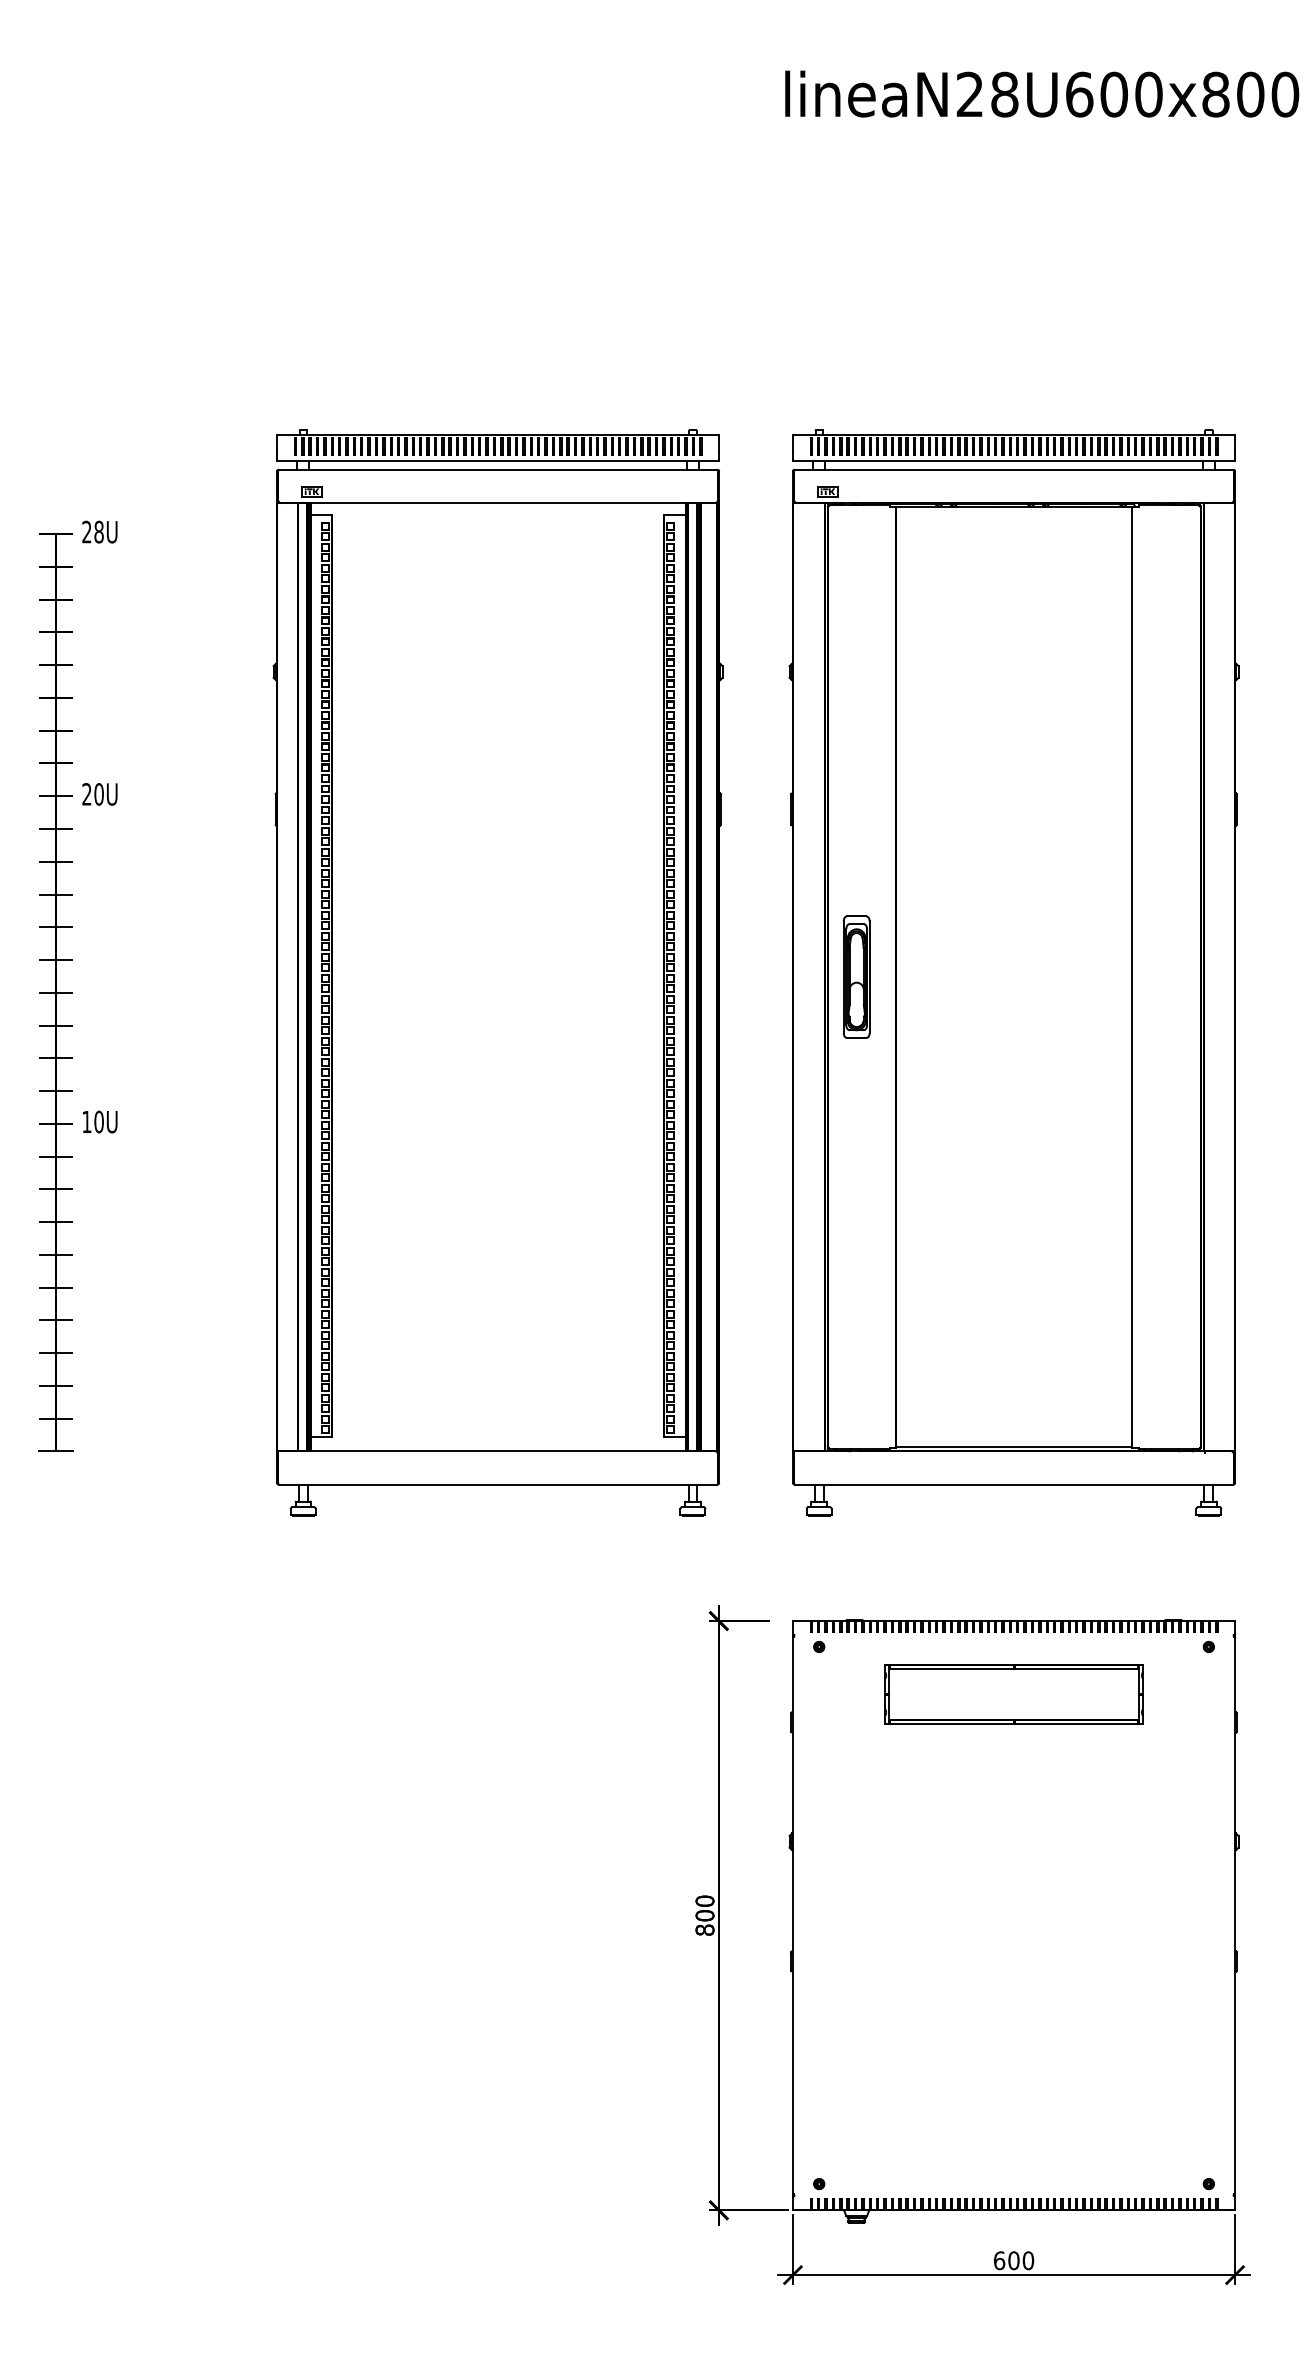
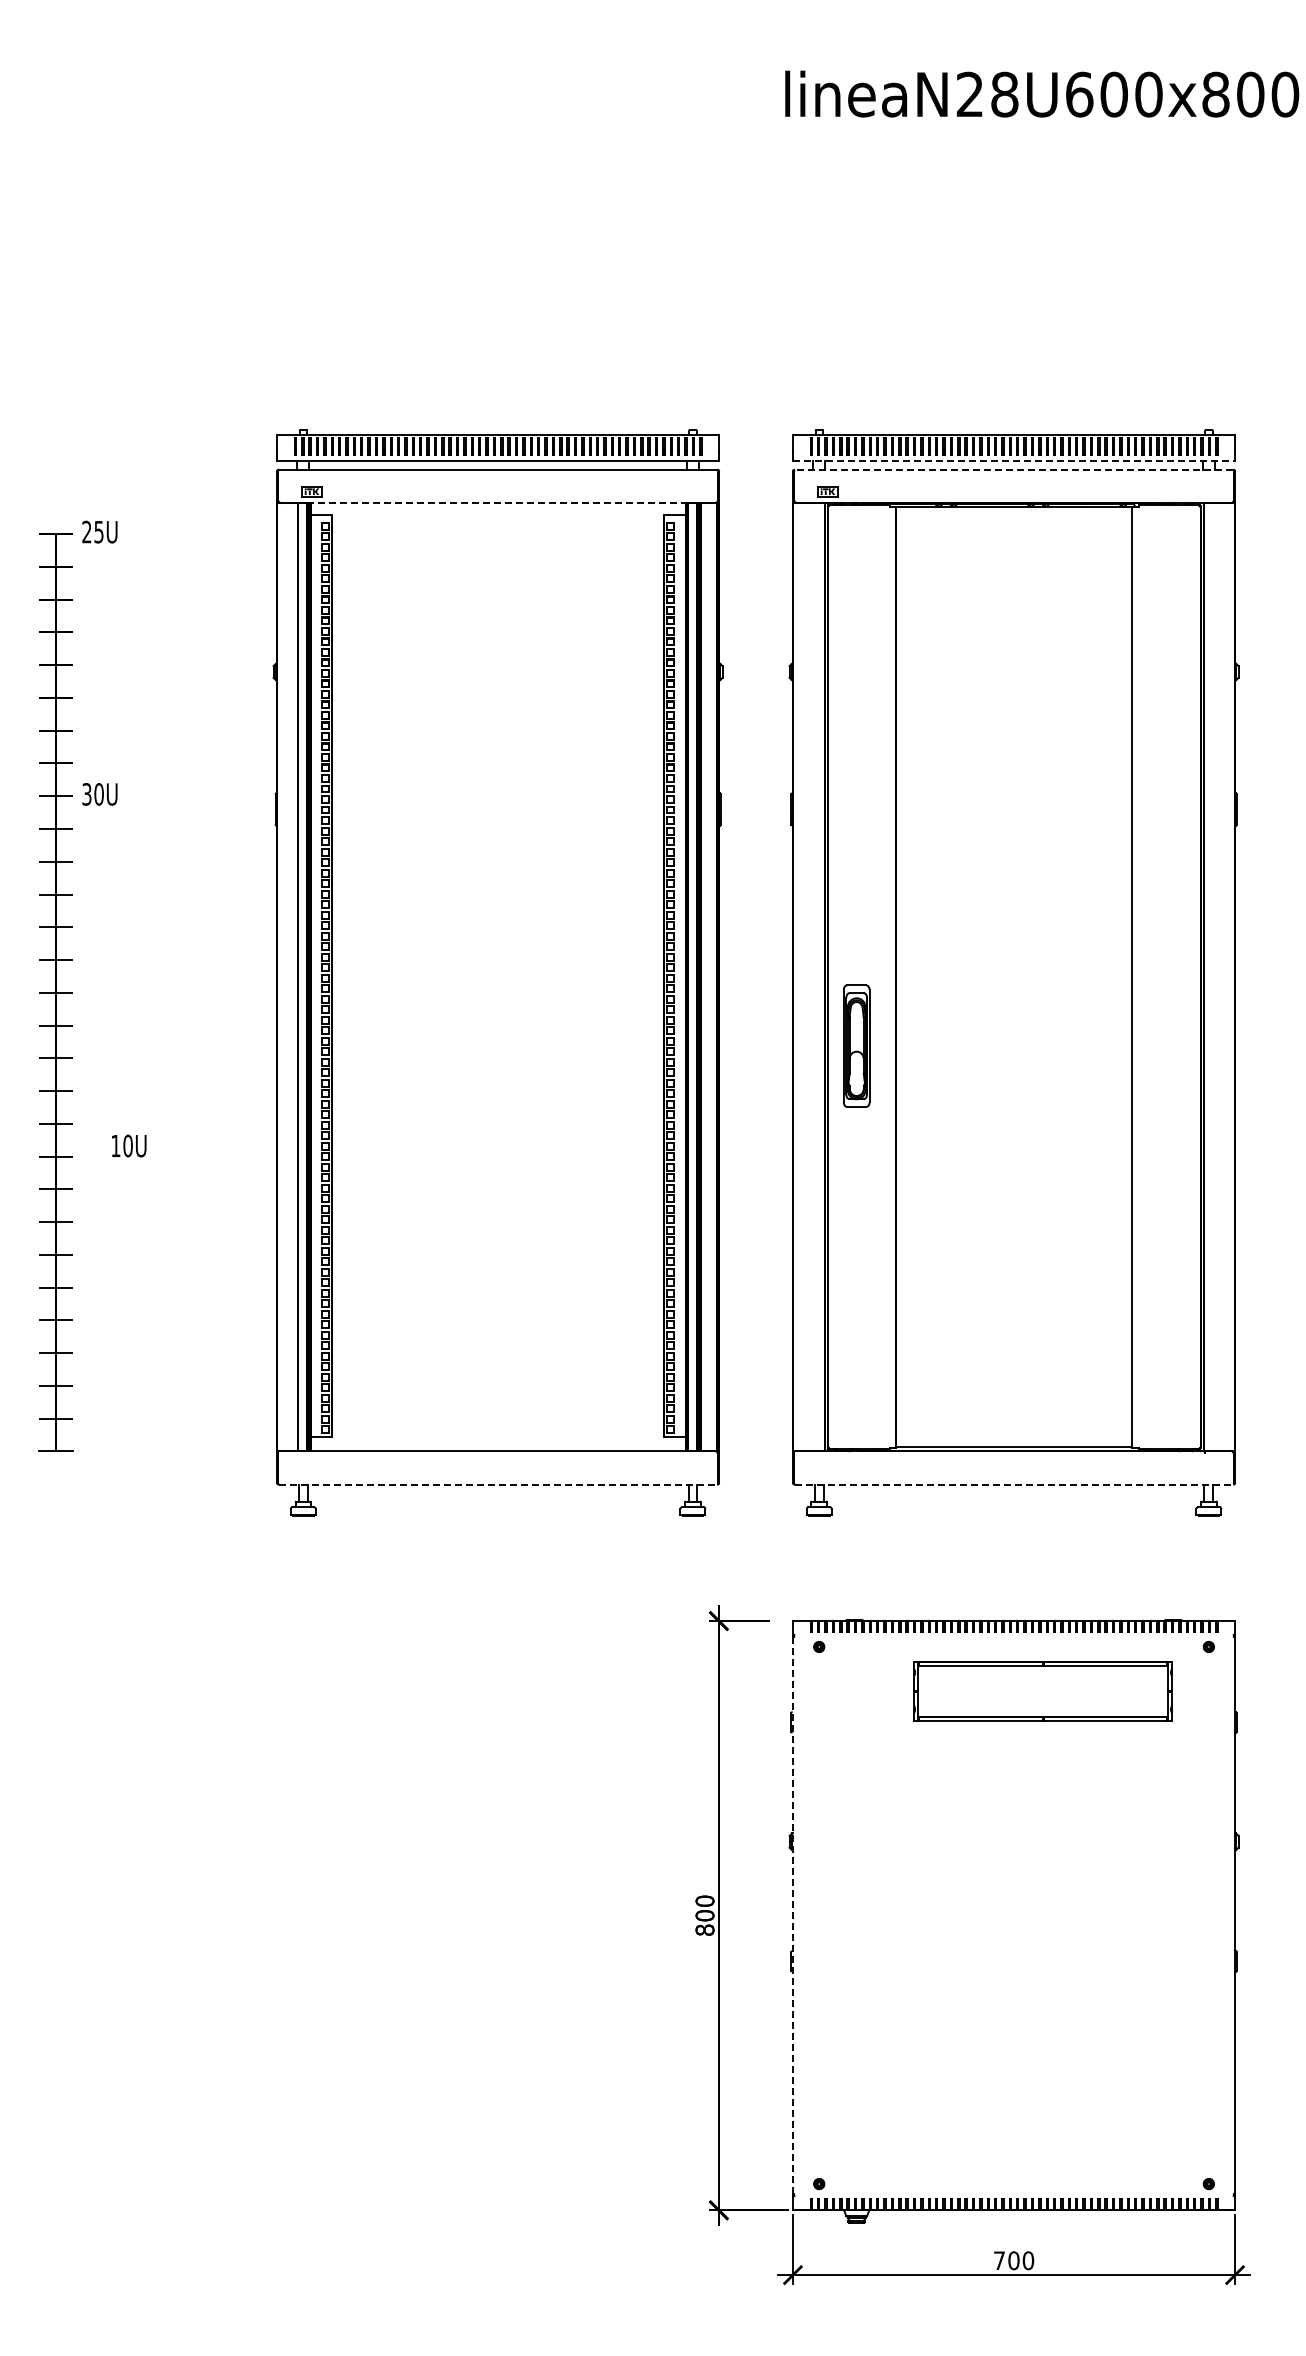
line: solid -> dashed (1014, 460)
line: solid -> dashed (1013, 469)
line: solid -> dashed (497, 502)
text: 28U -> 25U (98, 531)
text: 20U -> 30U (86, 794)
part position: (856, 976) -> (856, 1045) (856, 1045)
text position: (100, 1121) -> (129, 1145) (129, 1145)
line: solid -> dashed (498, 1484)
line: solid -> dashed (1014, 1484)
part position: (1013, 1694) -> (1042, 1691) (1042, 1691)
line: solid -> dashed (792, 1915)
text: 600 -> 700 (999, 2260)
